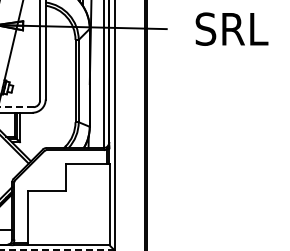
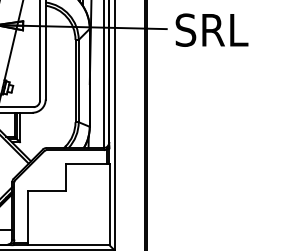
text position: (231, 28) -> (211, 29) (211, 29)
line: dashed -> solid (16, 107)
line: dashed -> solid (57, 250)
